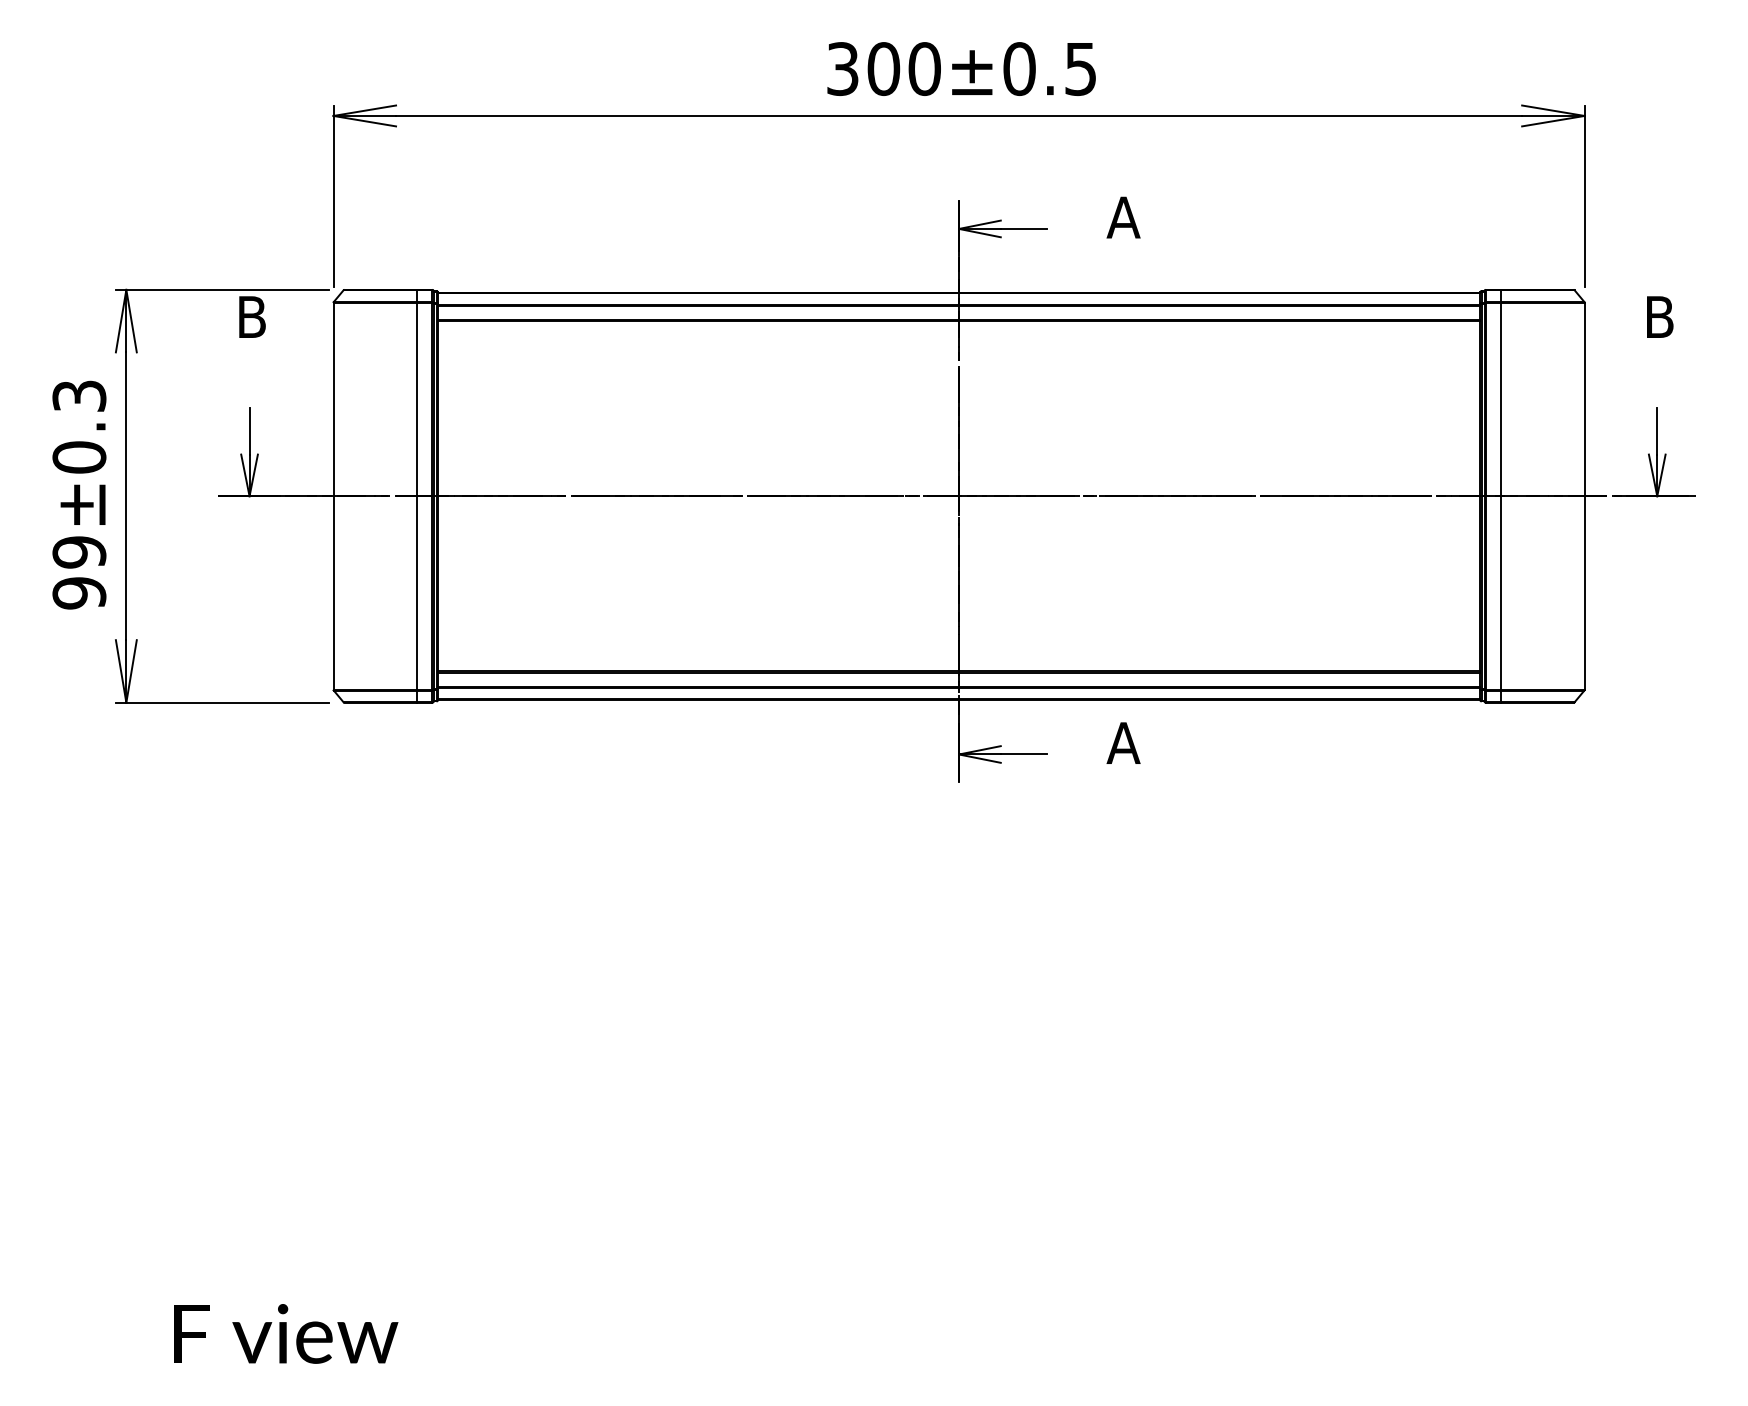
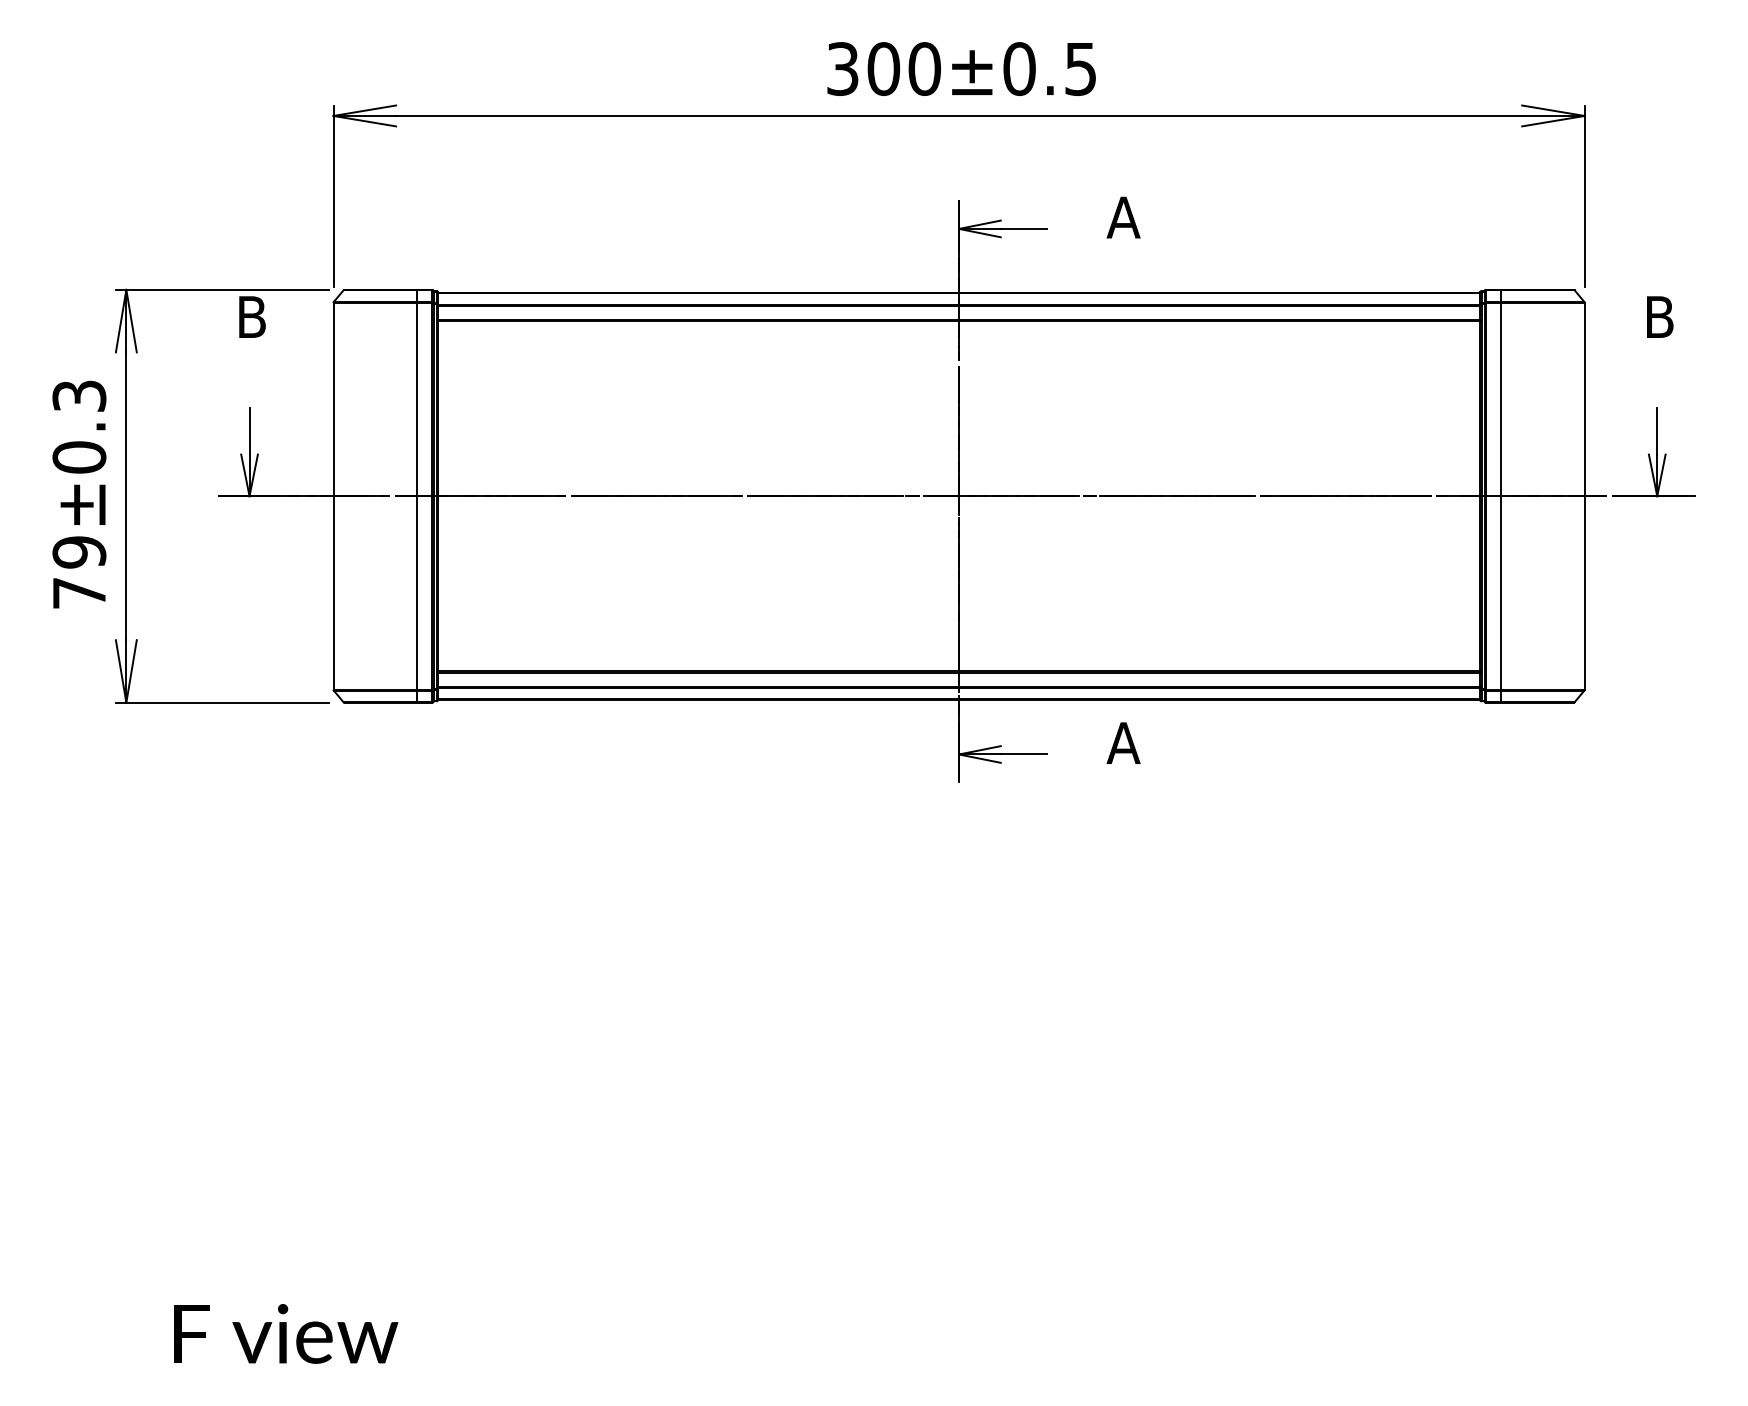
text: 99±0.3 -> 79±0.3 (79, 593)
